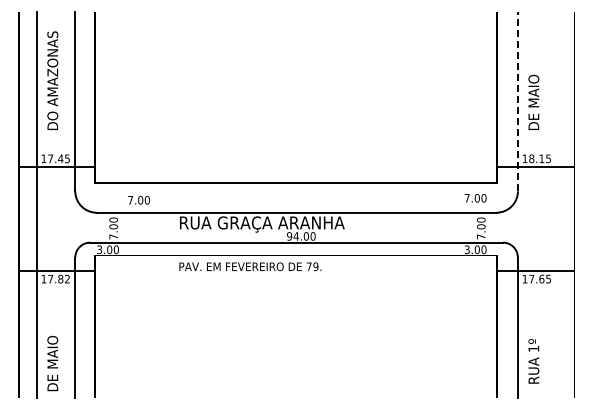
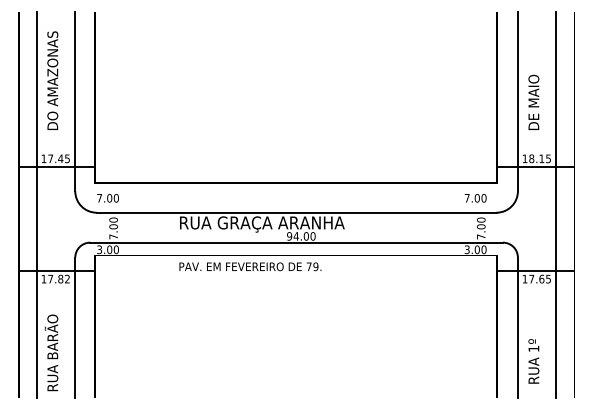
line: dashed -> solid (517, 101)
text position: (138, 200) -> (107, 198) (107, 198)
line: none -> present (556, 204)
text: DE MAIO -> RUA BARÃO (51, 351)
